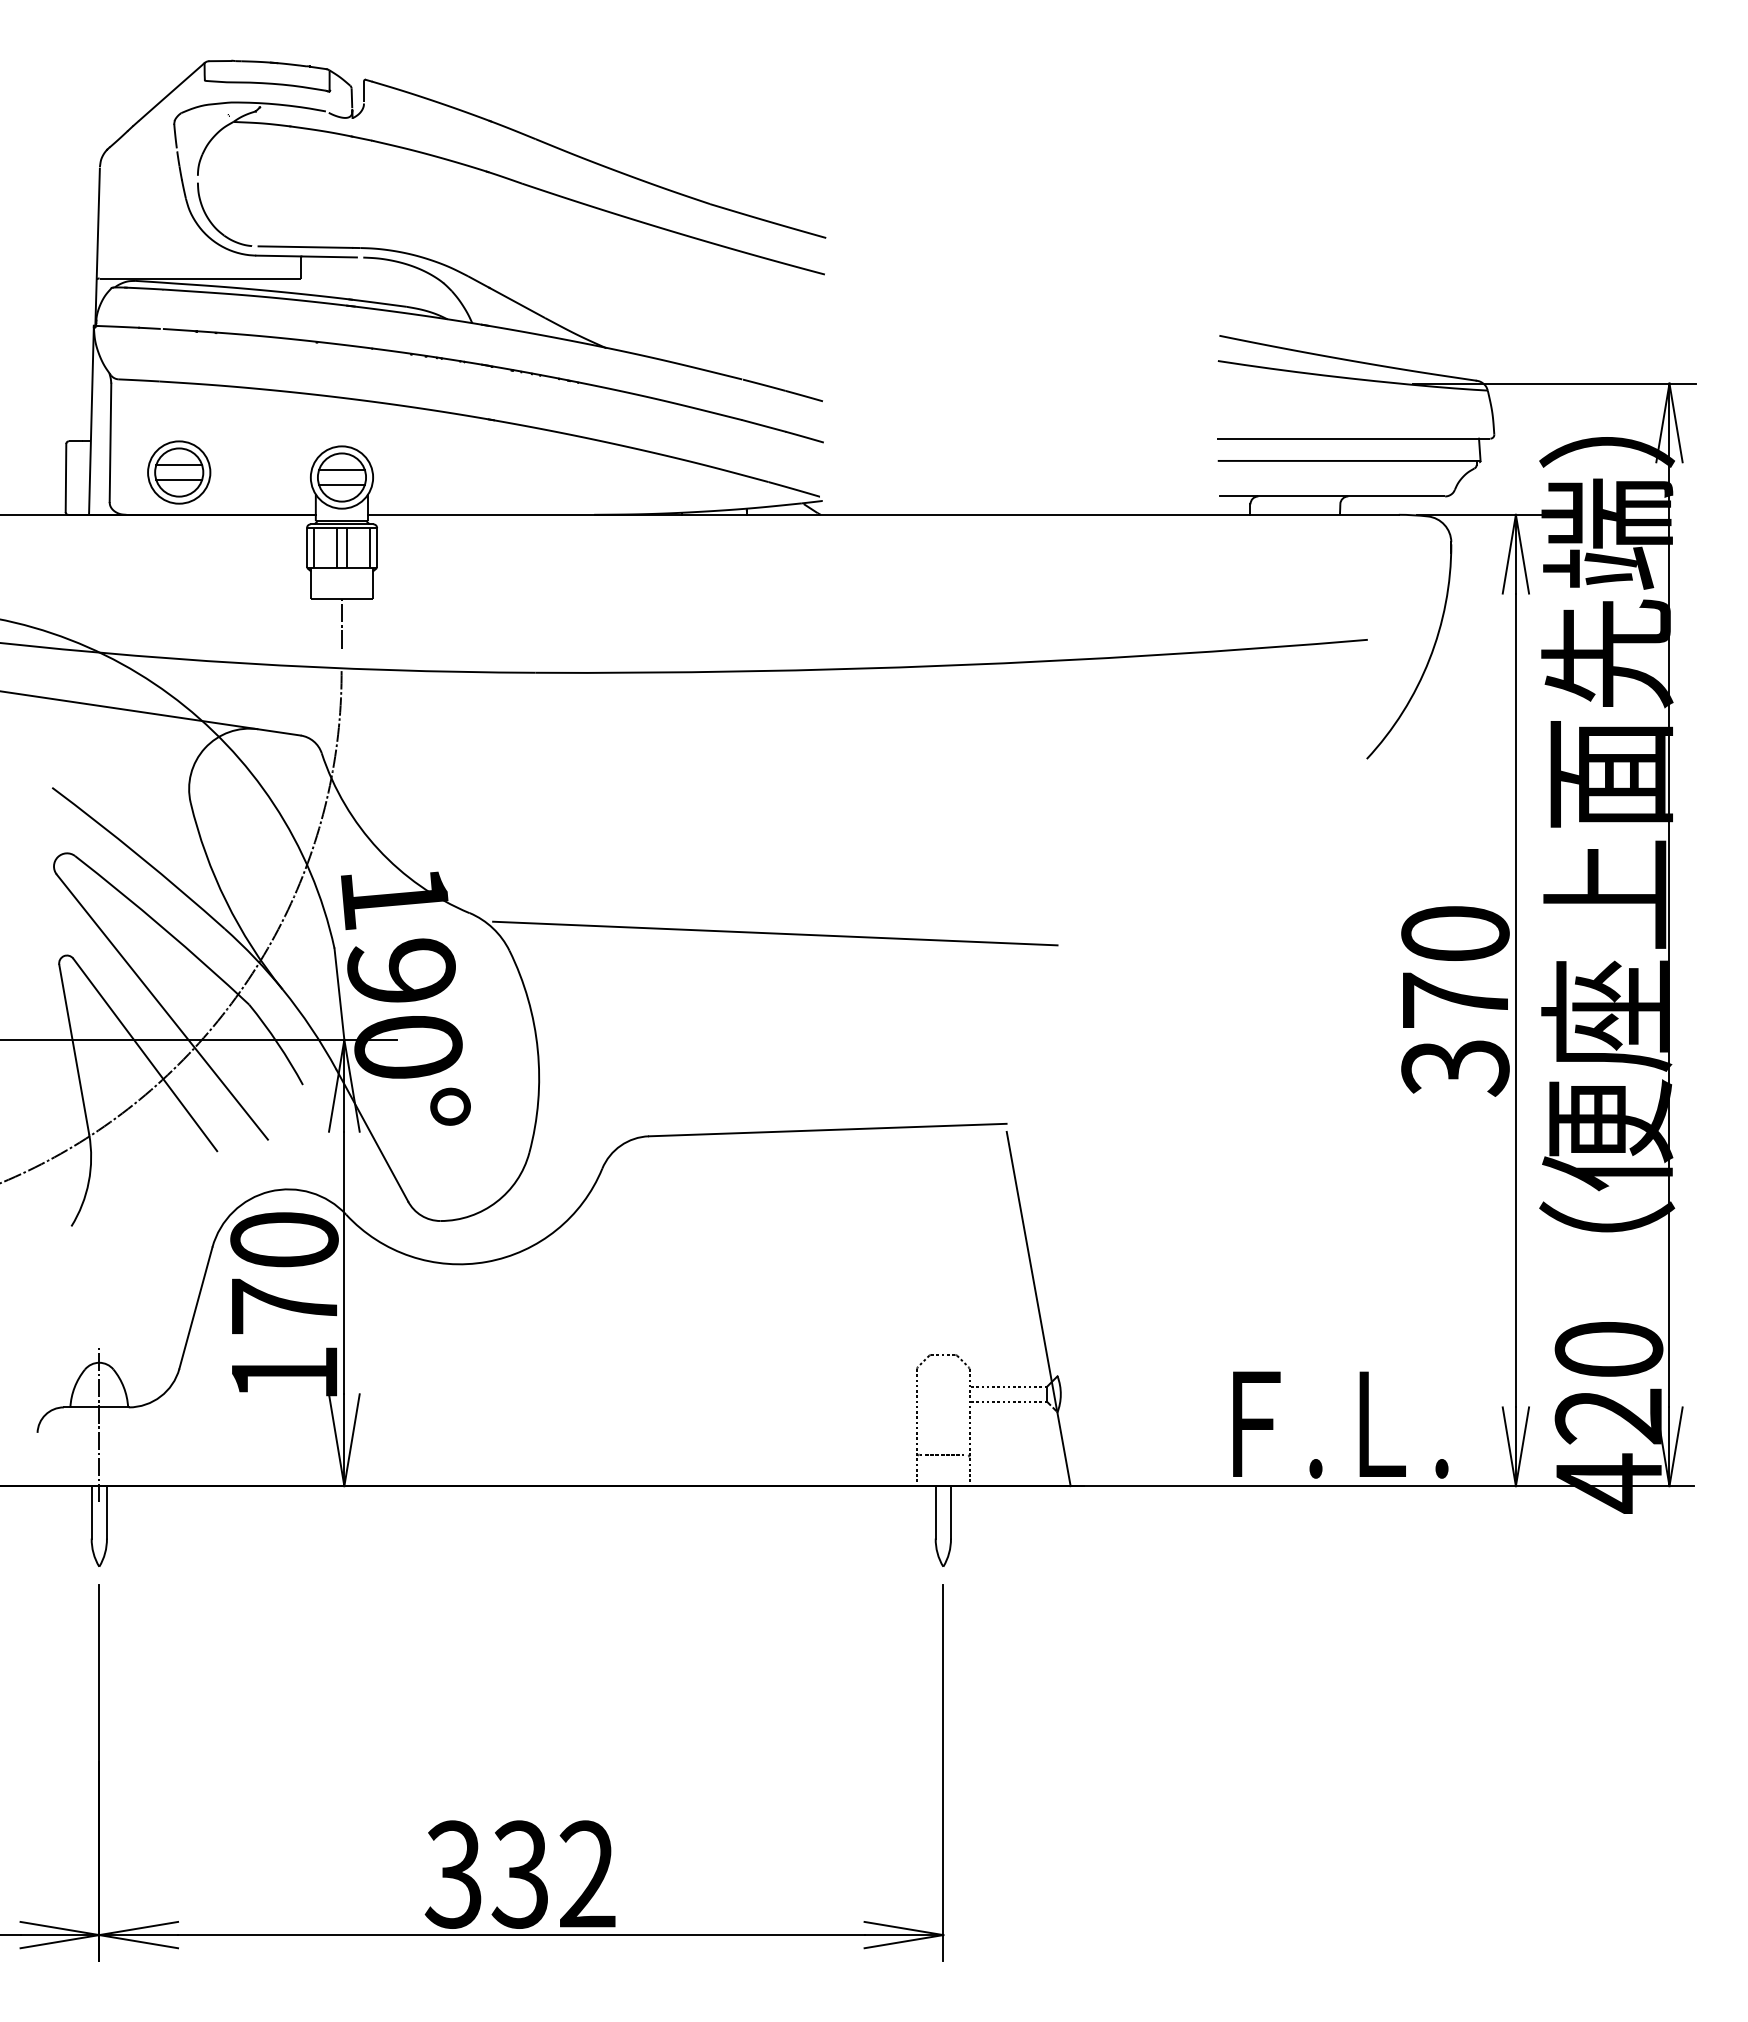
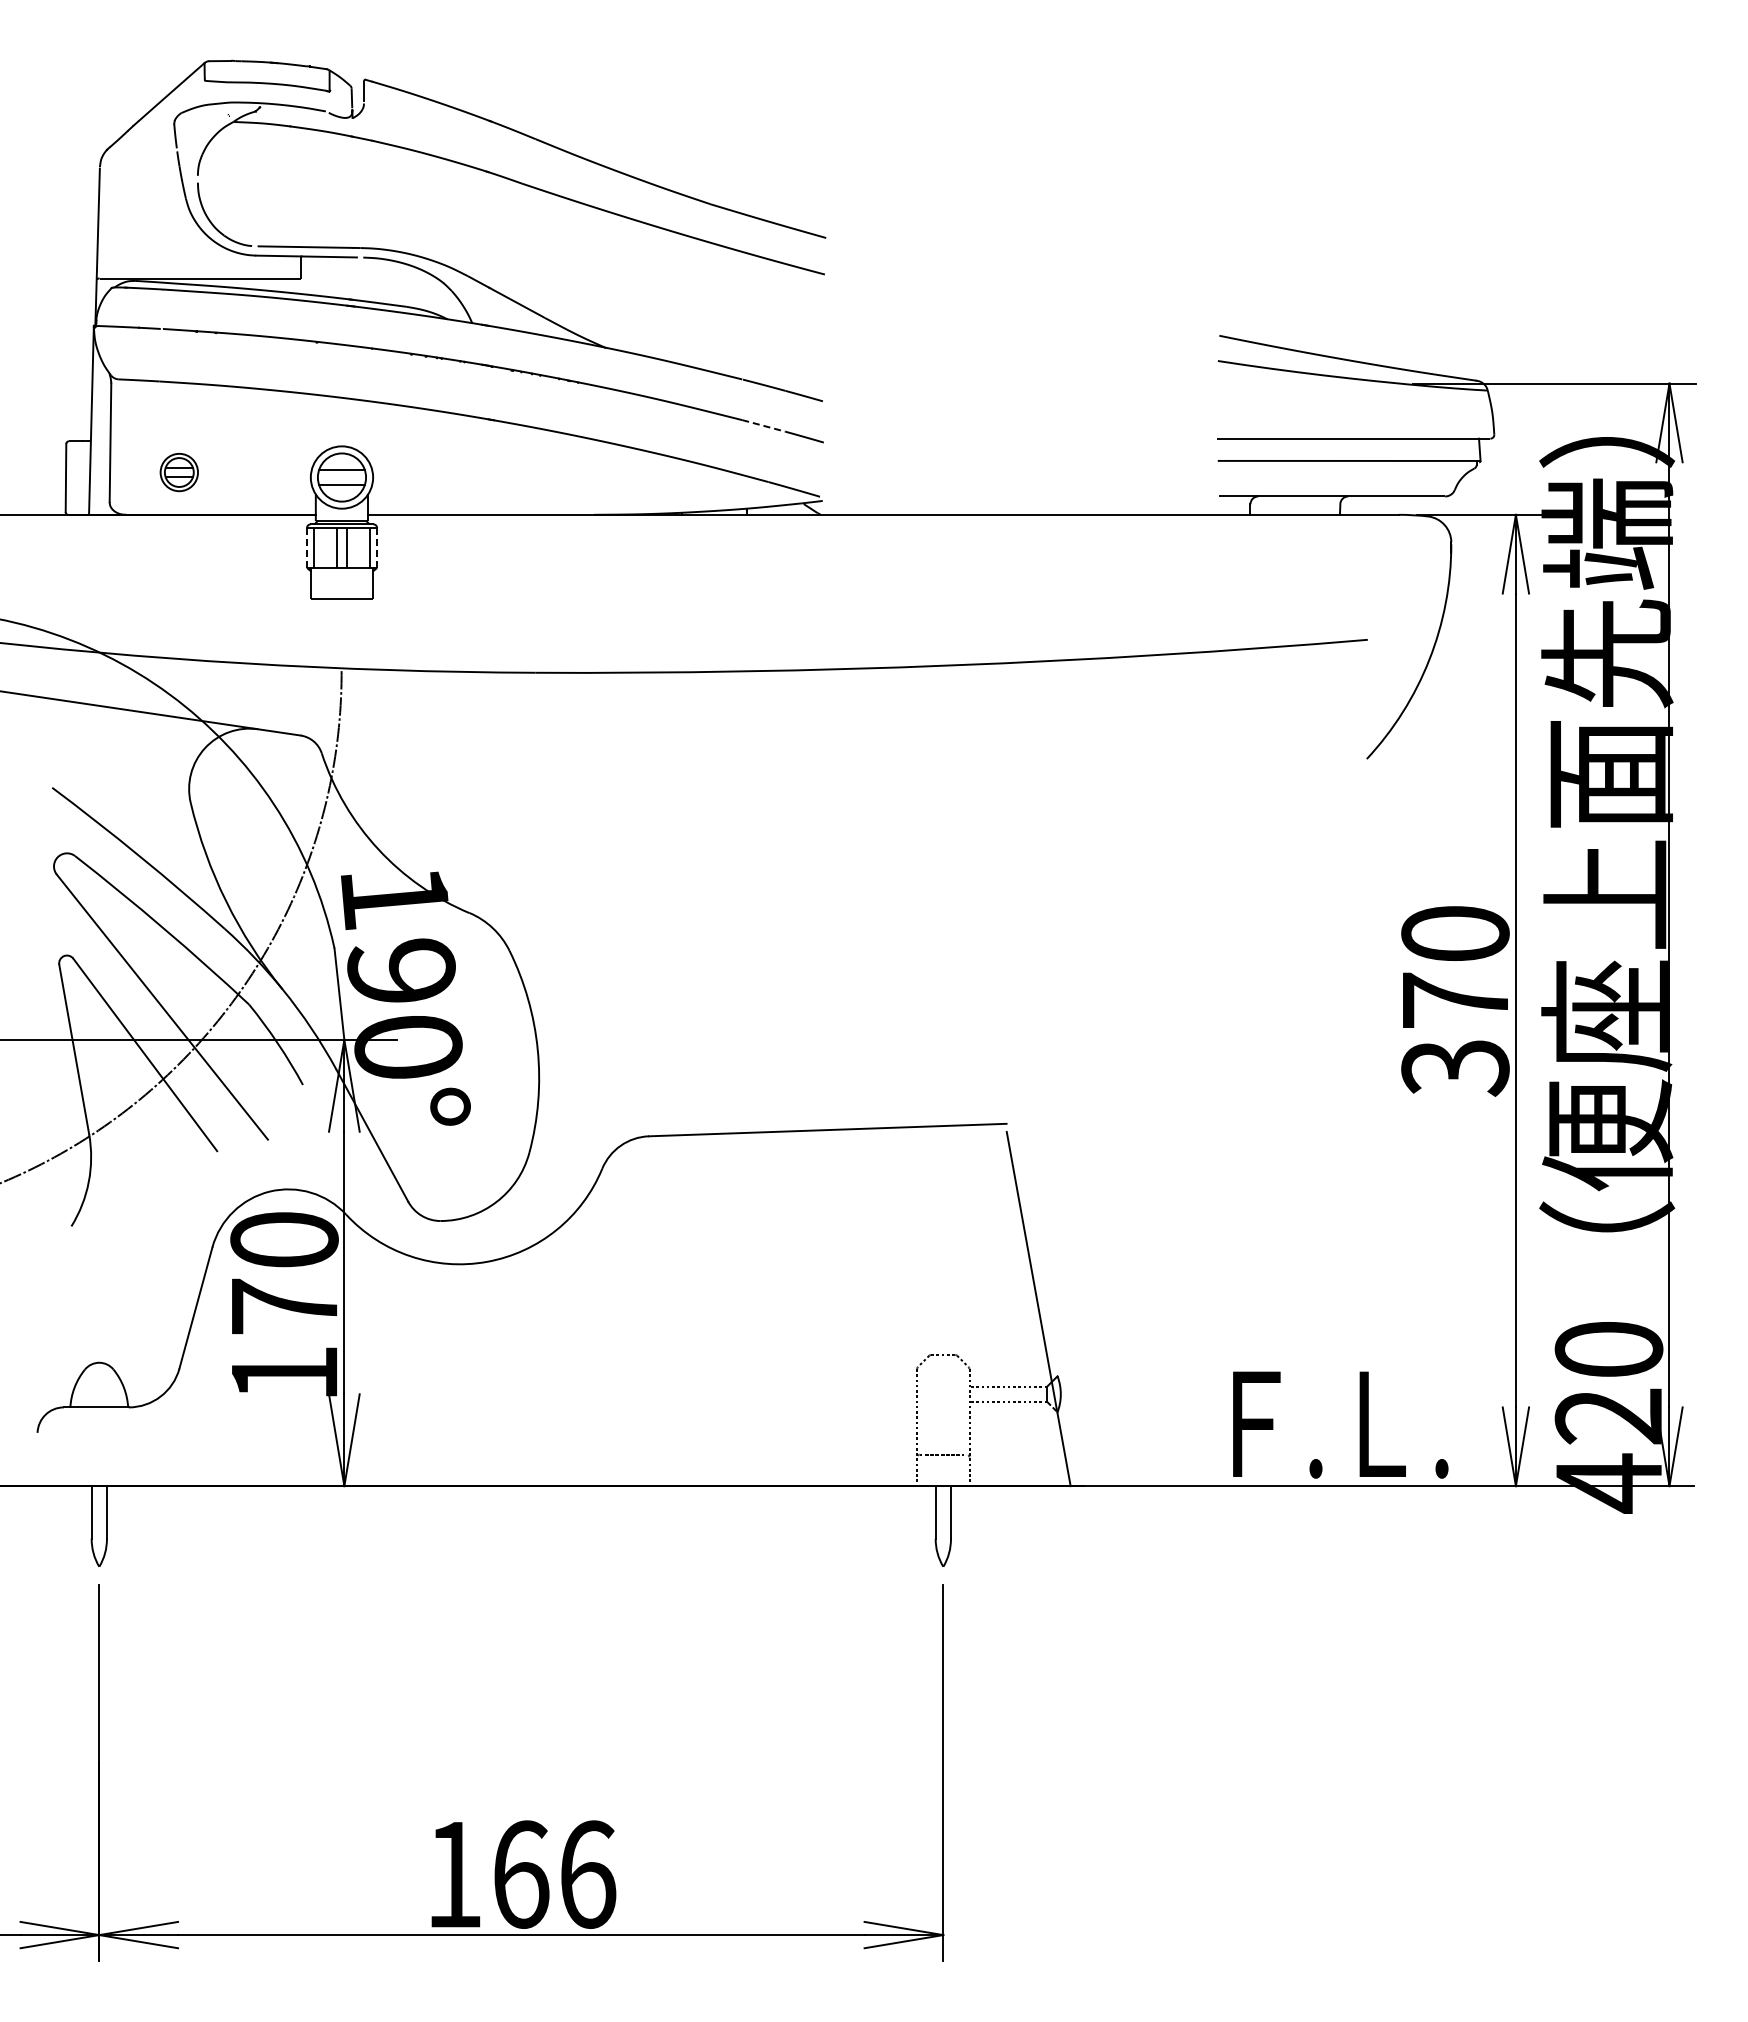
line: solid -> dashed (764, 426)
part size: 65x65 px -> 40x40 px (178, 472)
line: solid -> dashed (307, 548)
line: solid -> dashed (377, 548)
line: present -> none (341, 623)
line: present -> none (775, 933)
line: present -> none (99, 1424)
text: 332 -> 166 (520, 1874)
